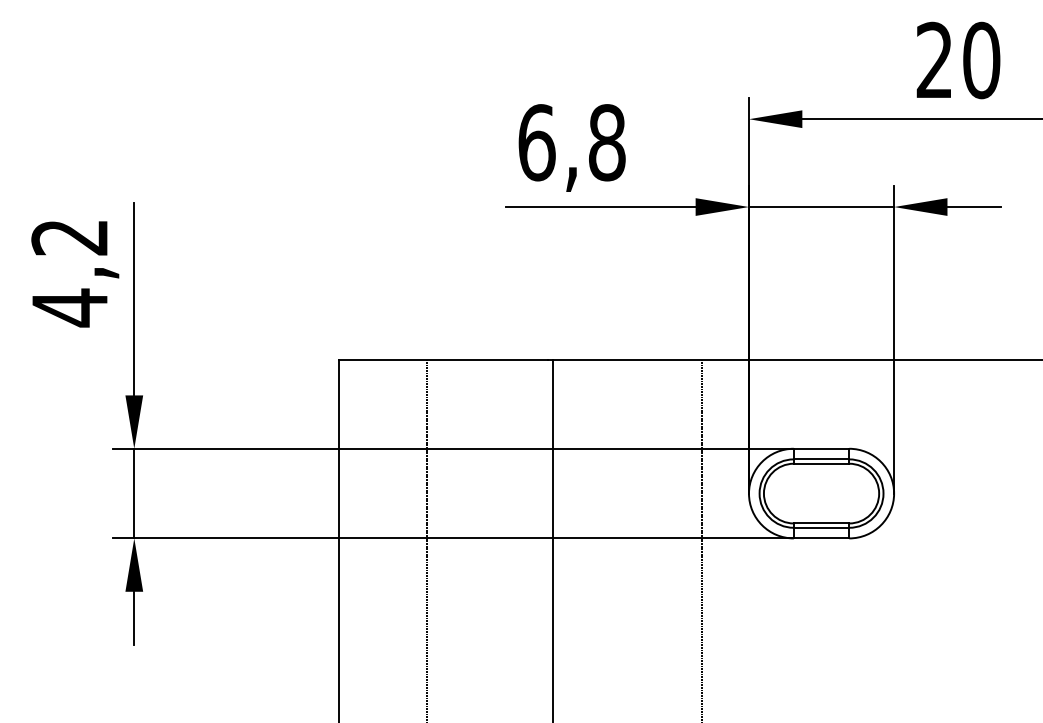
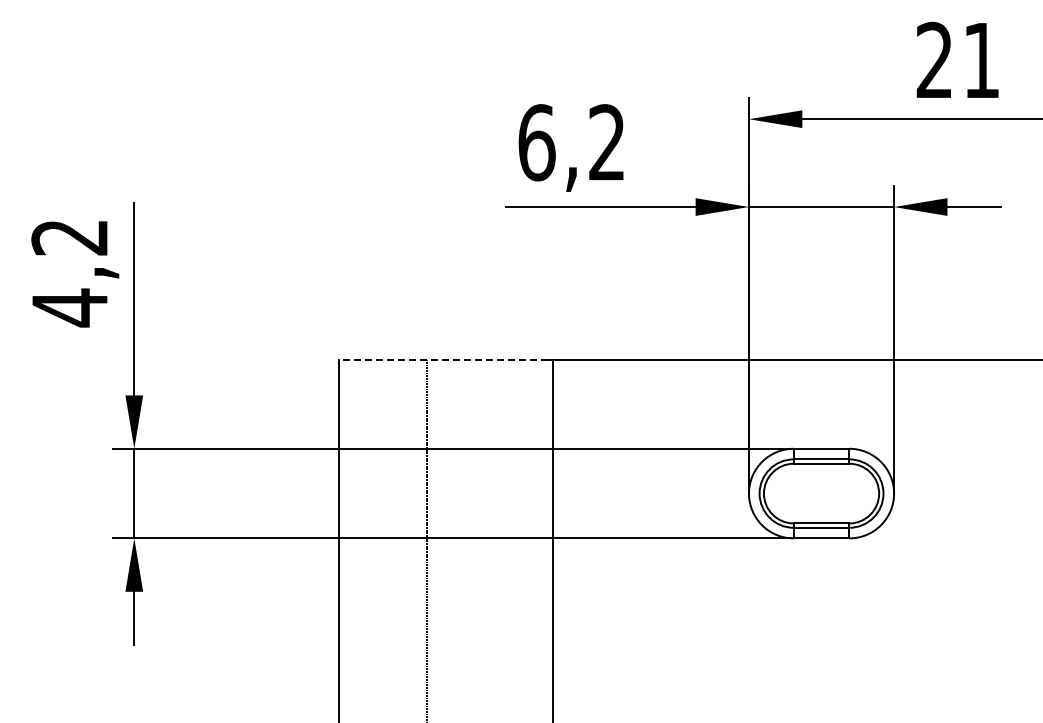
text: 20 -> 21 (981, 60)
text: 6,8 -> 6,2 (607, 142)
line: solid -> dashed (442, 360)
line: present -> none (701, 539)
